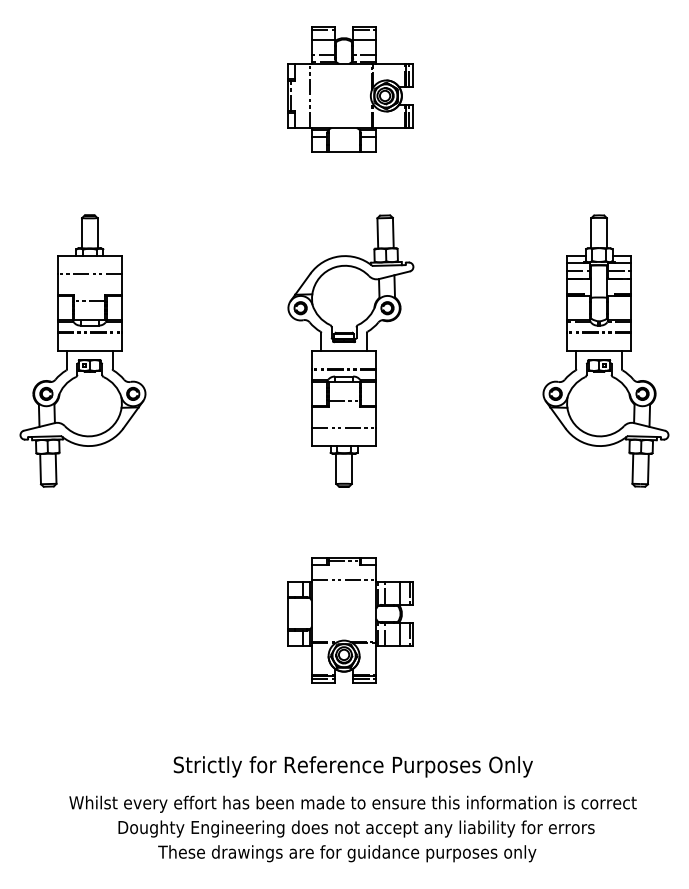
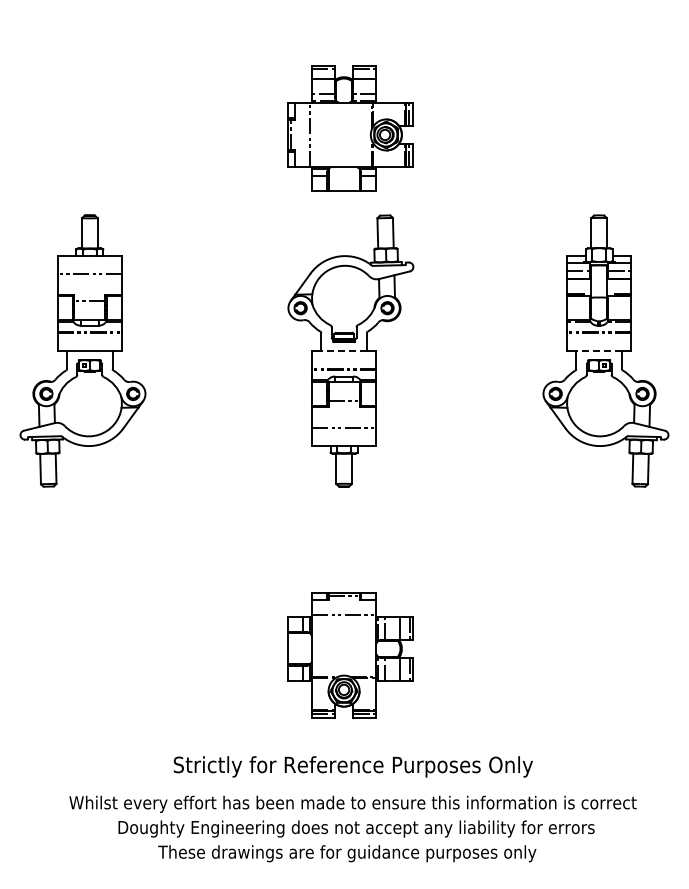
part position: (350, 89) -> (350, 128) (350, 128)
line: solid -> dashed (344, 351)
line: solid -> dashed (599, 351)
part position: (350, 620) -> (350, 655) (350, 655)
